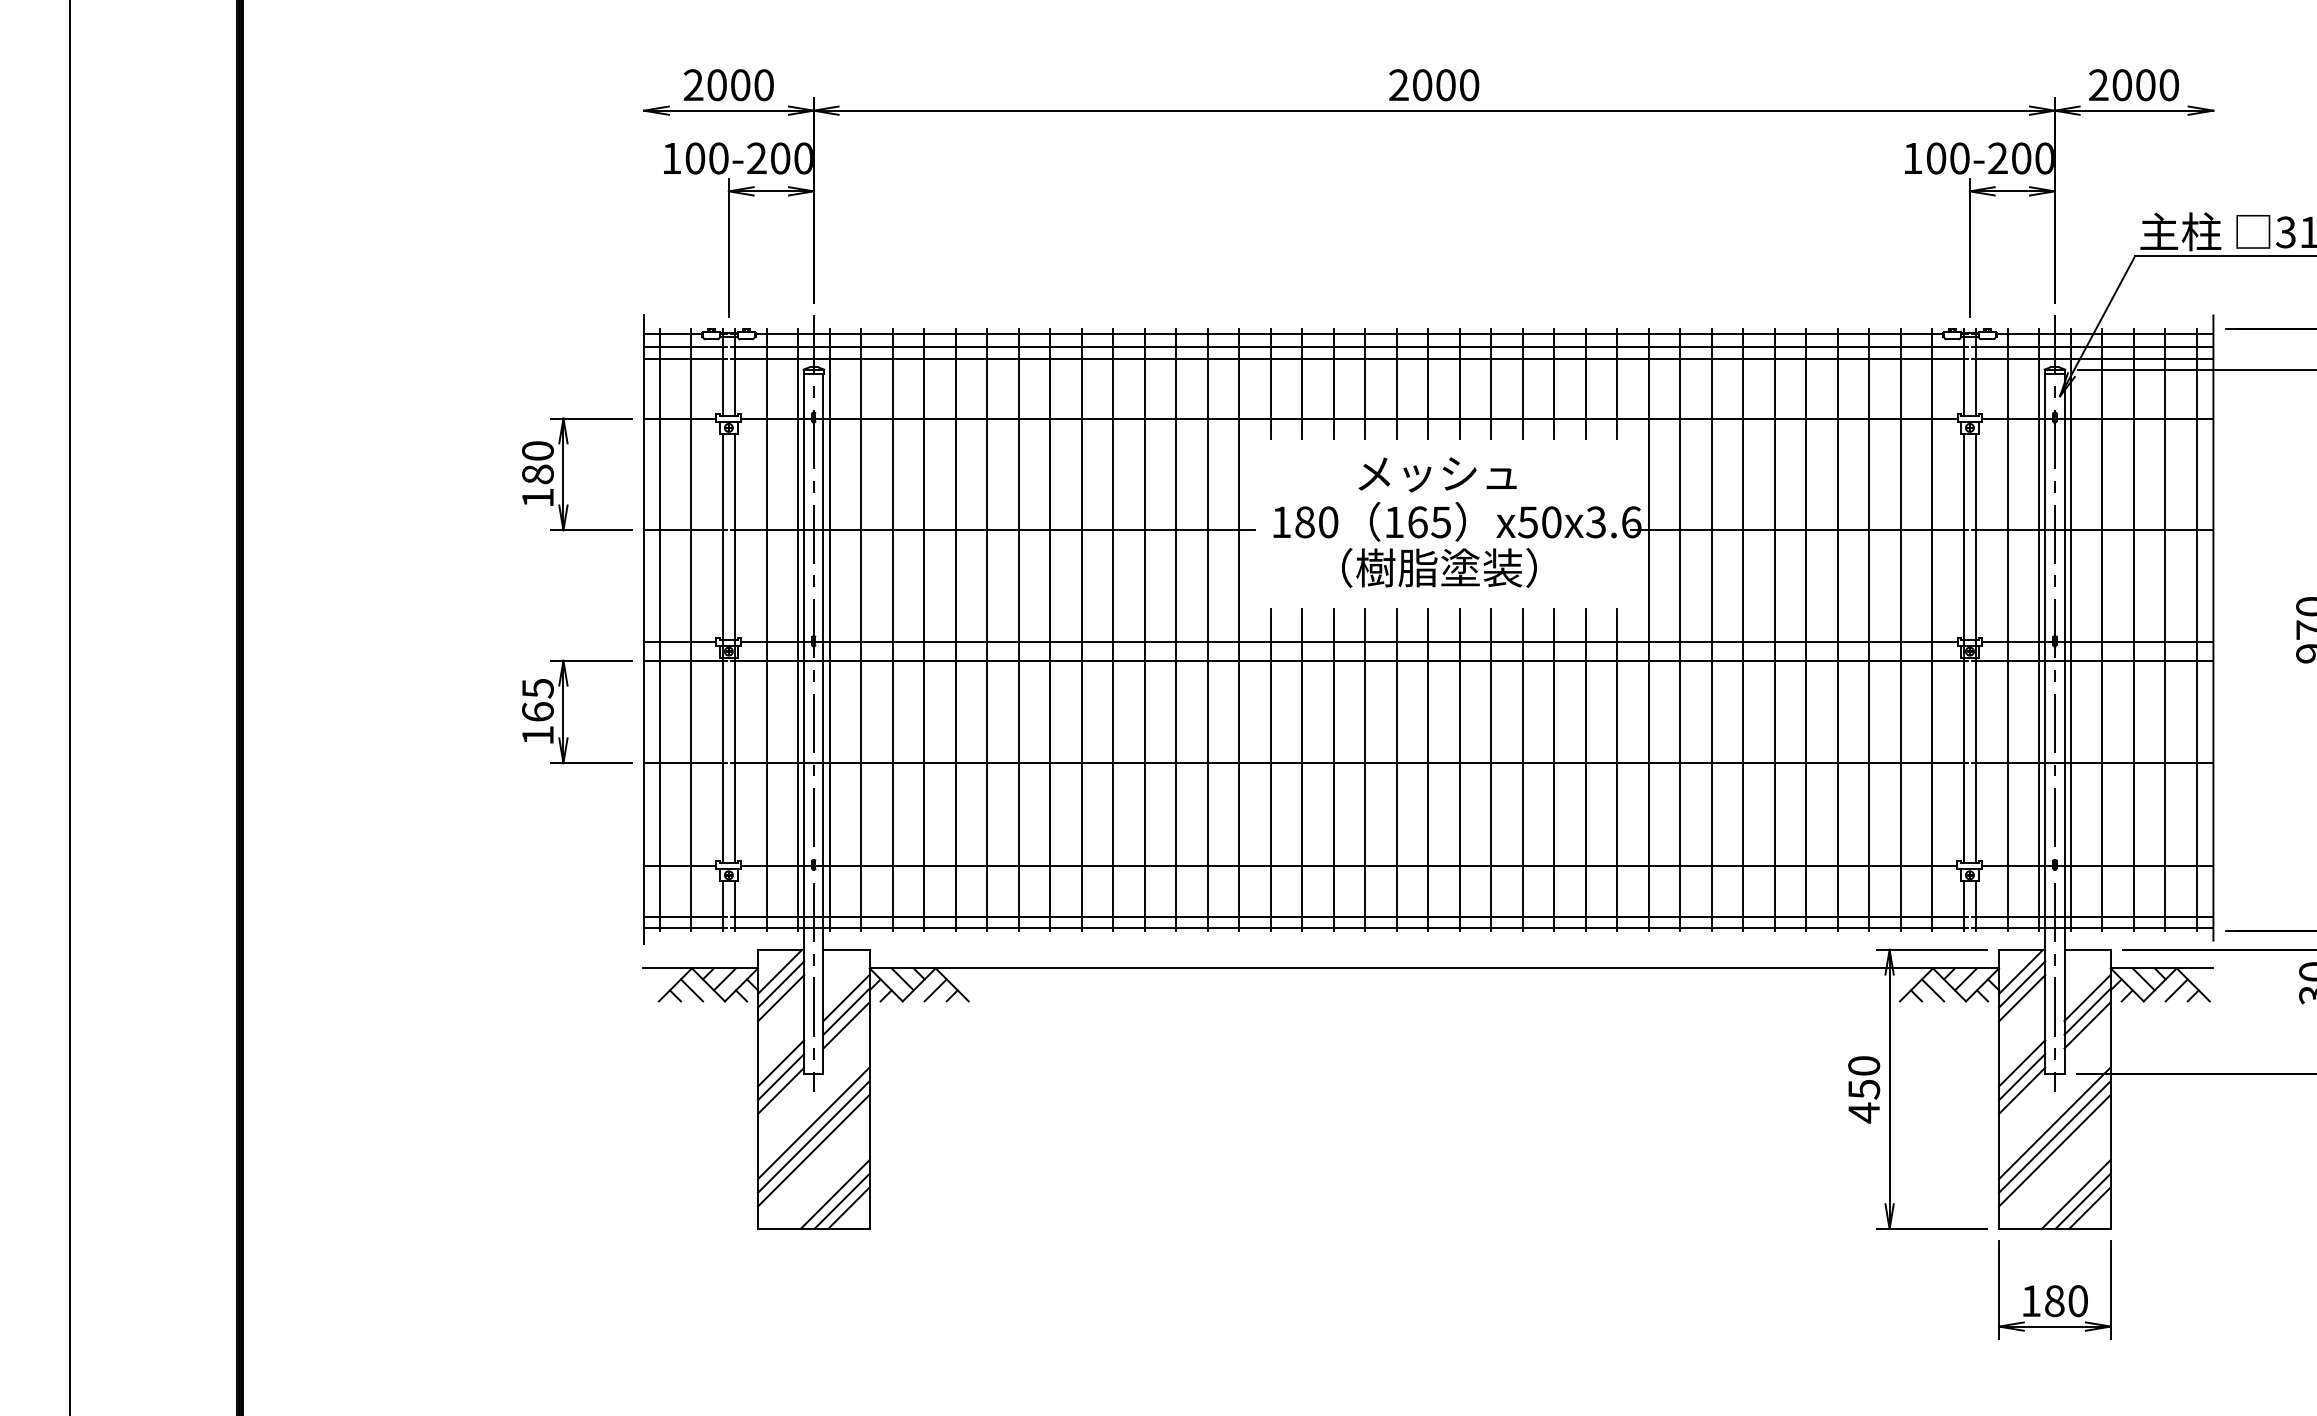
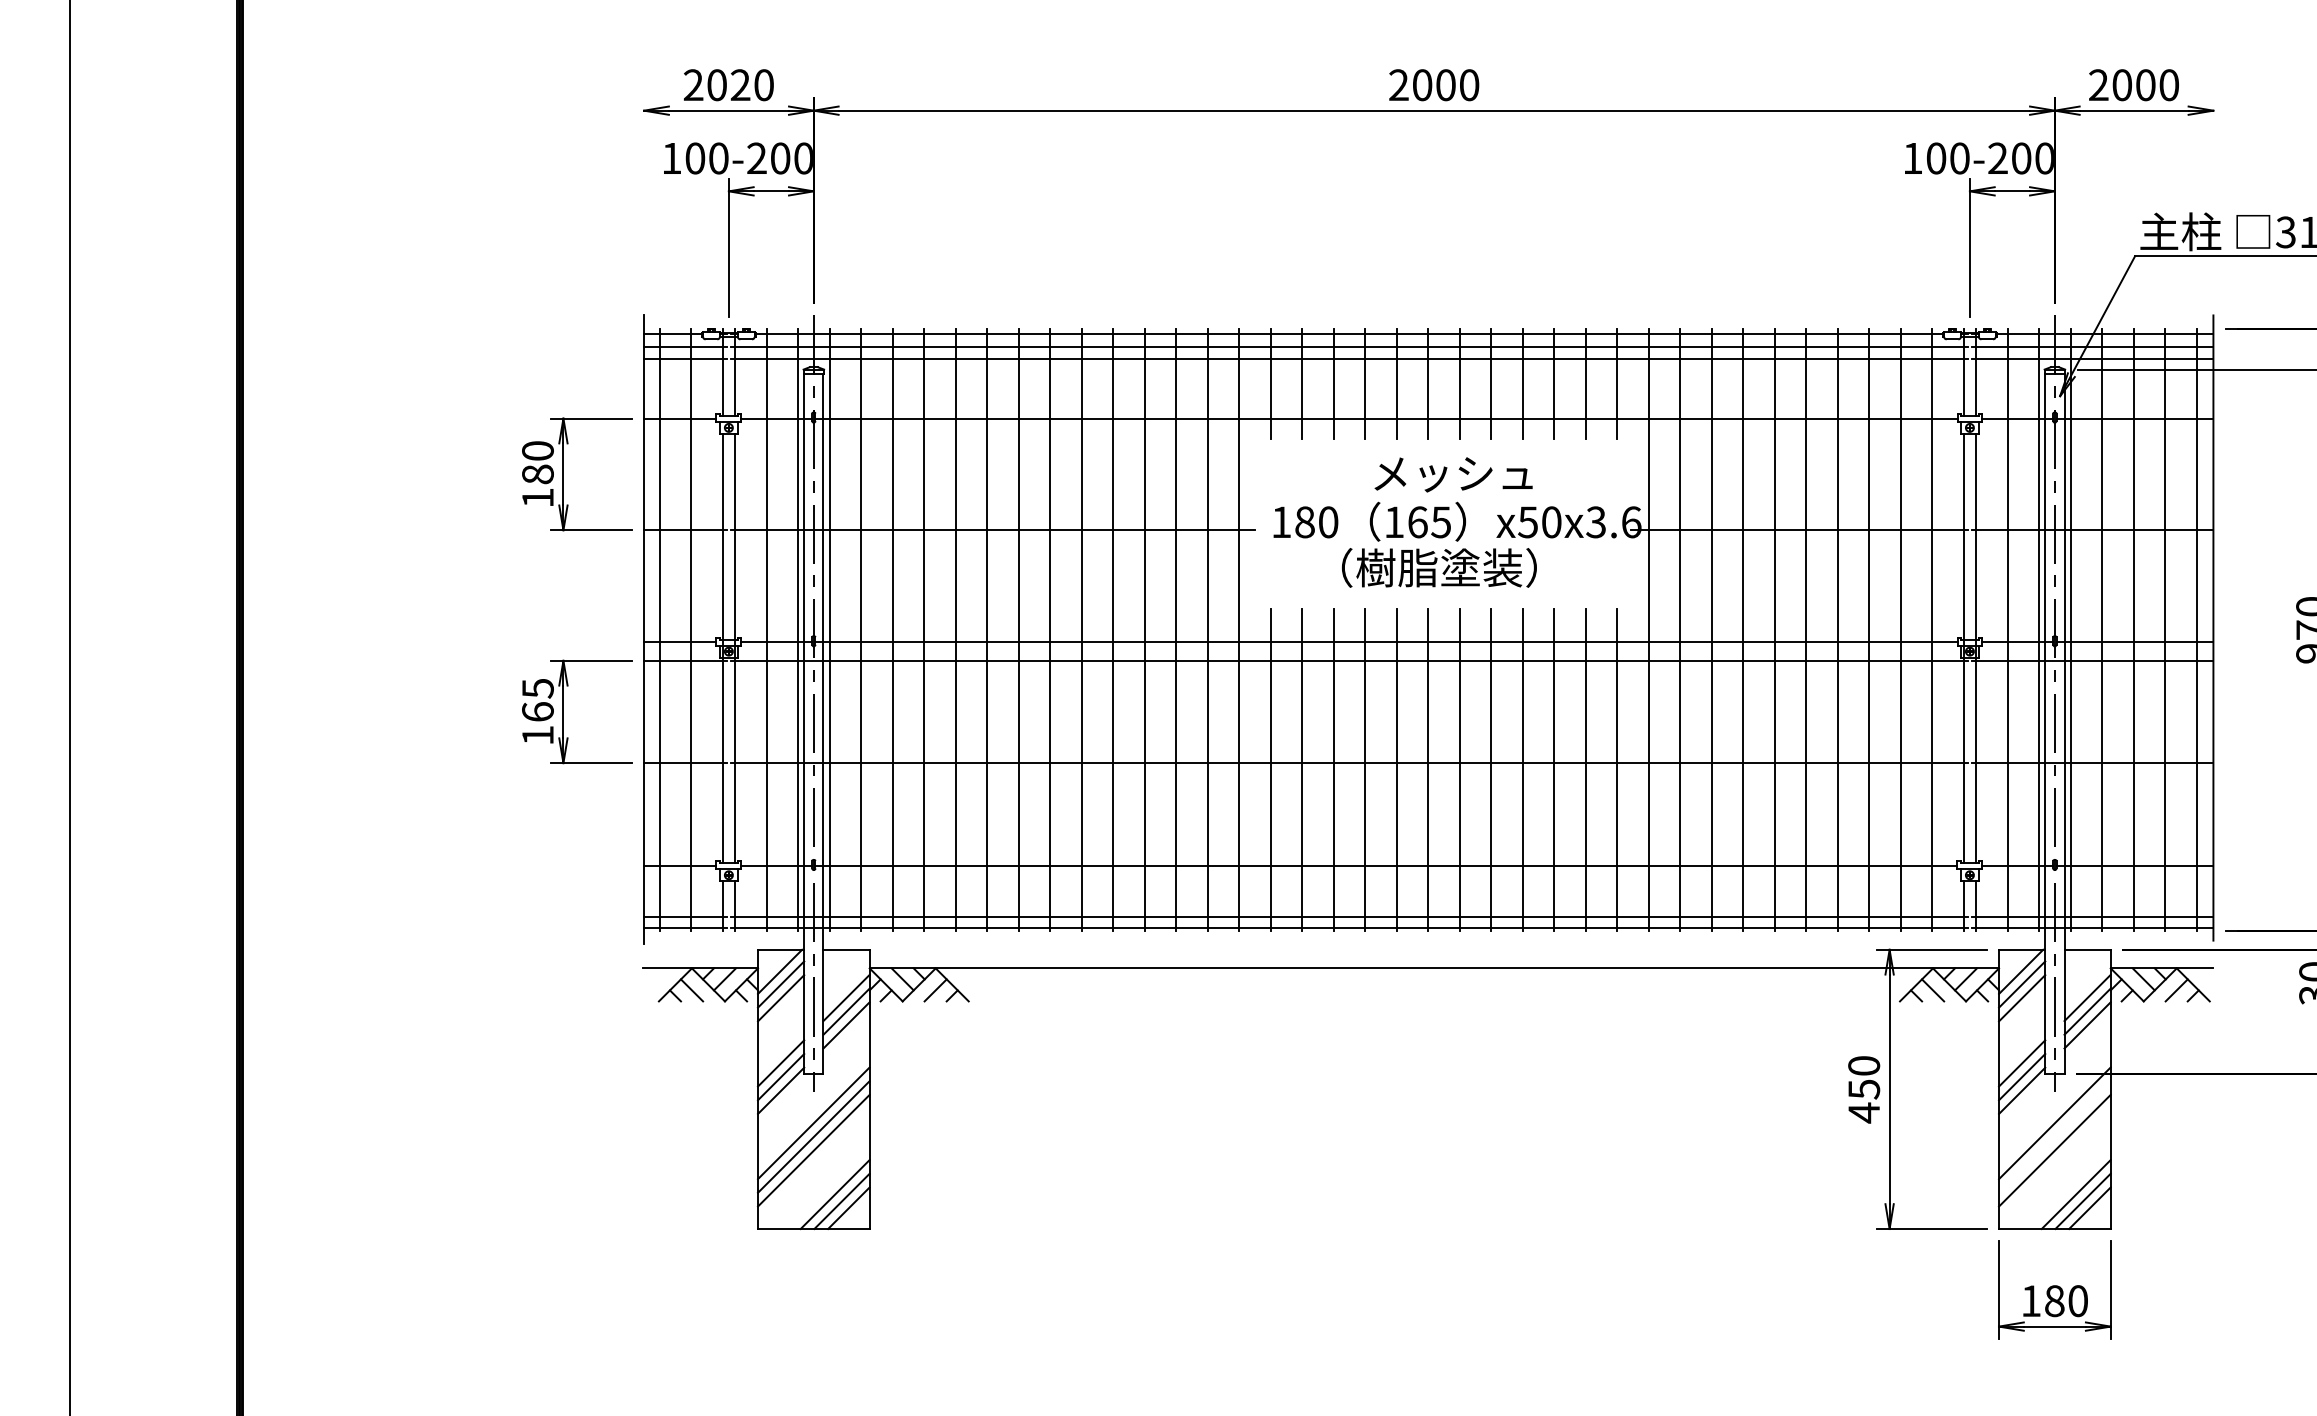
text: 2000 -> 2020 (740, 85)
text position: (1437, 474) -> (1453, 474) (1453, 474)
line: present -> none (2054, 1136)
